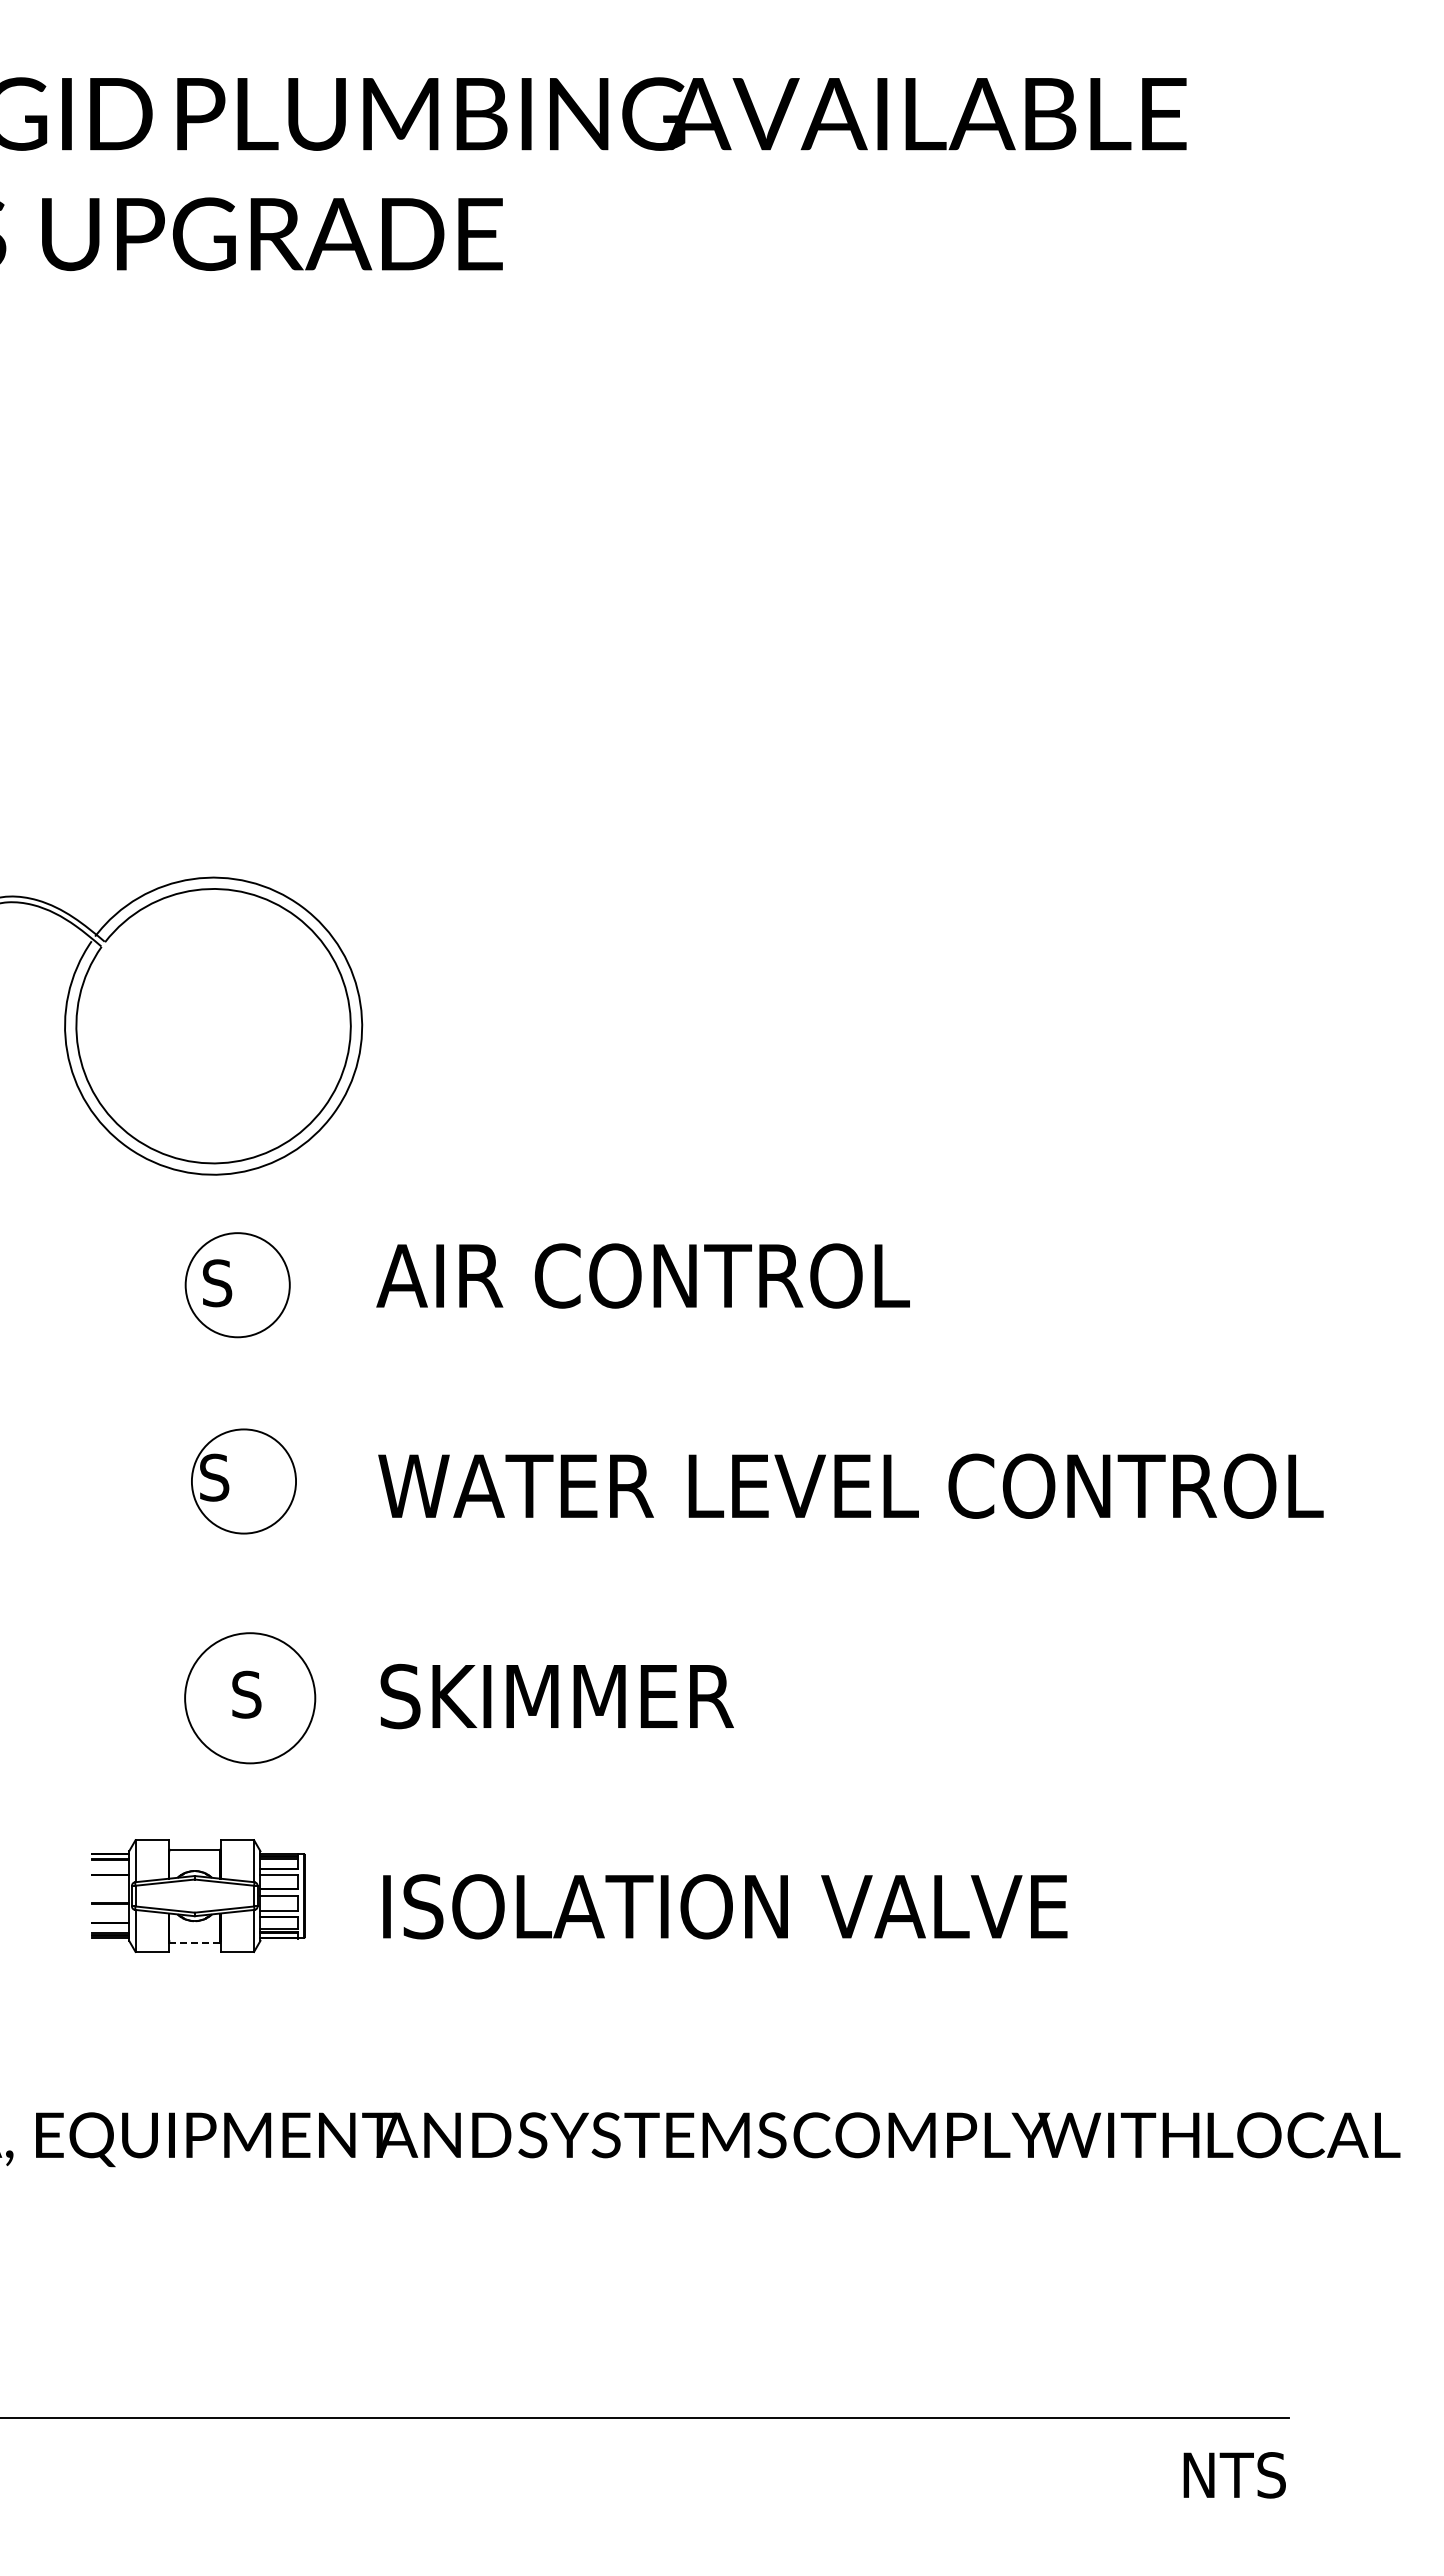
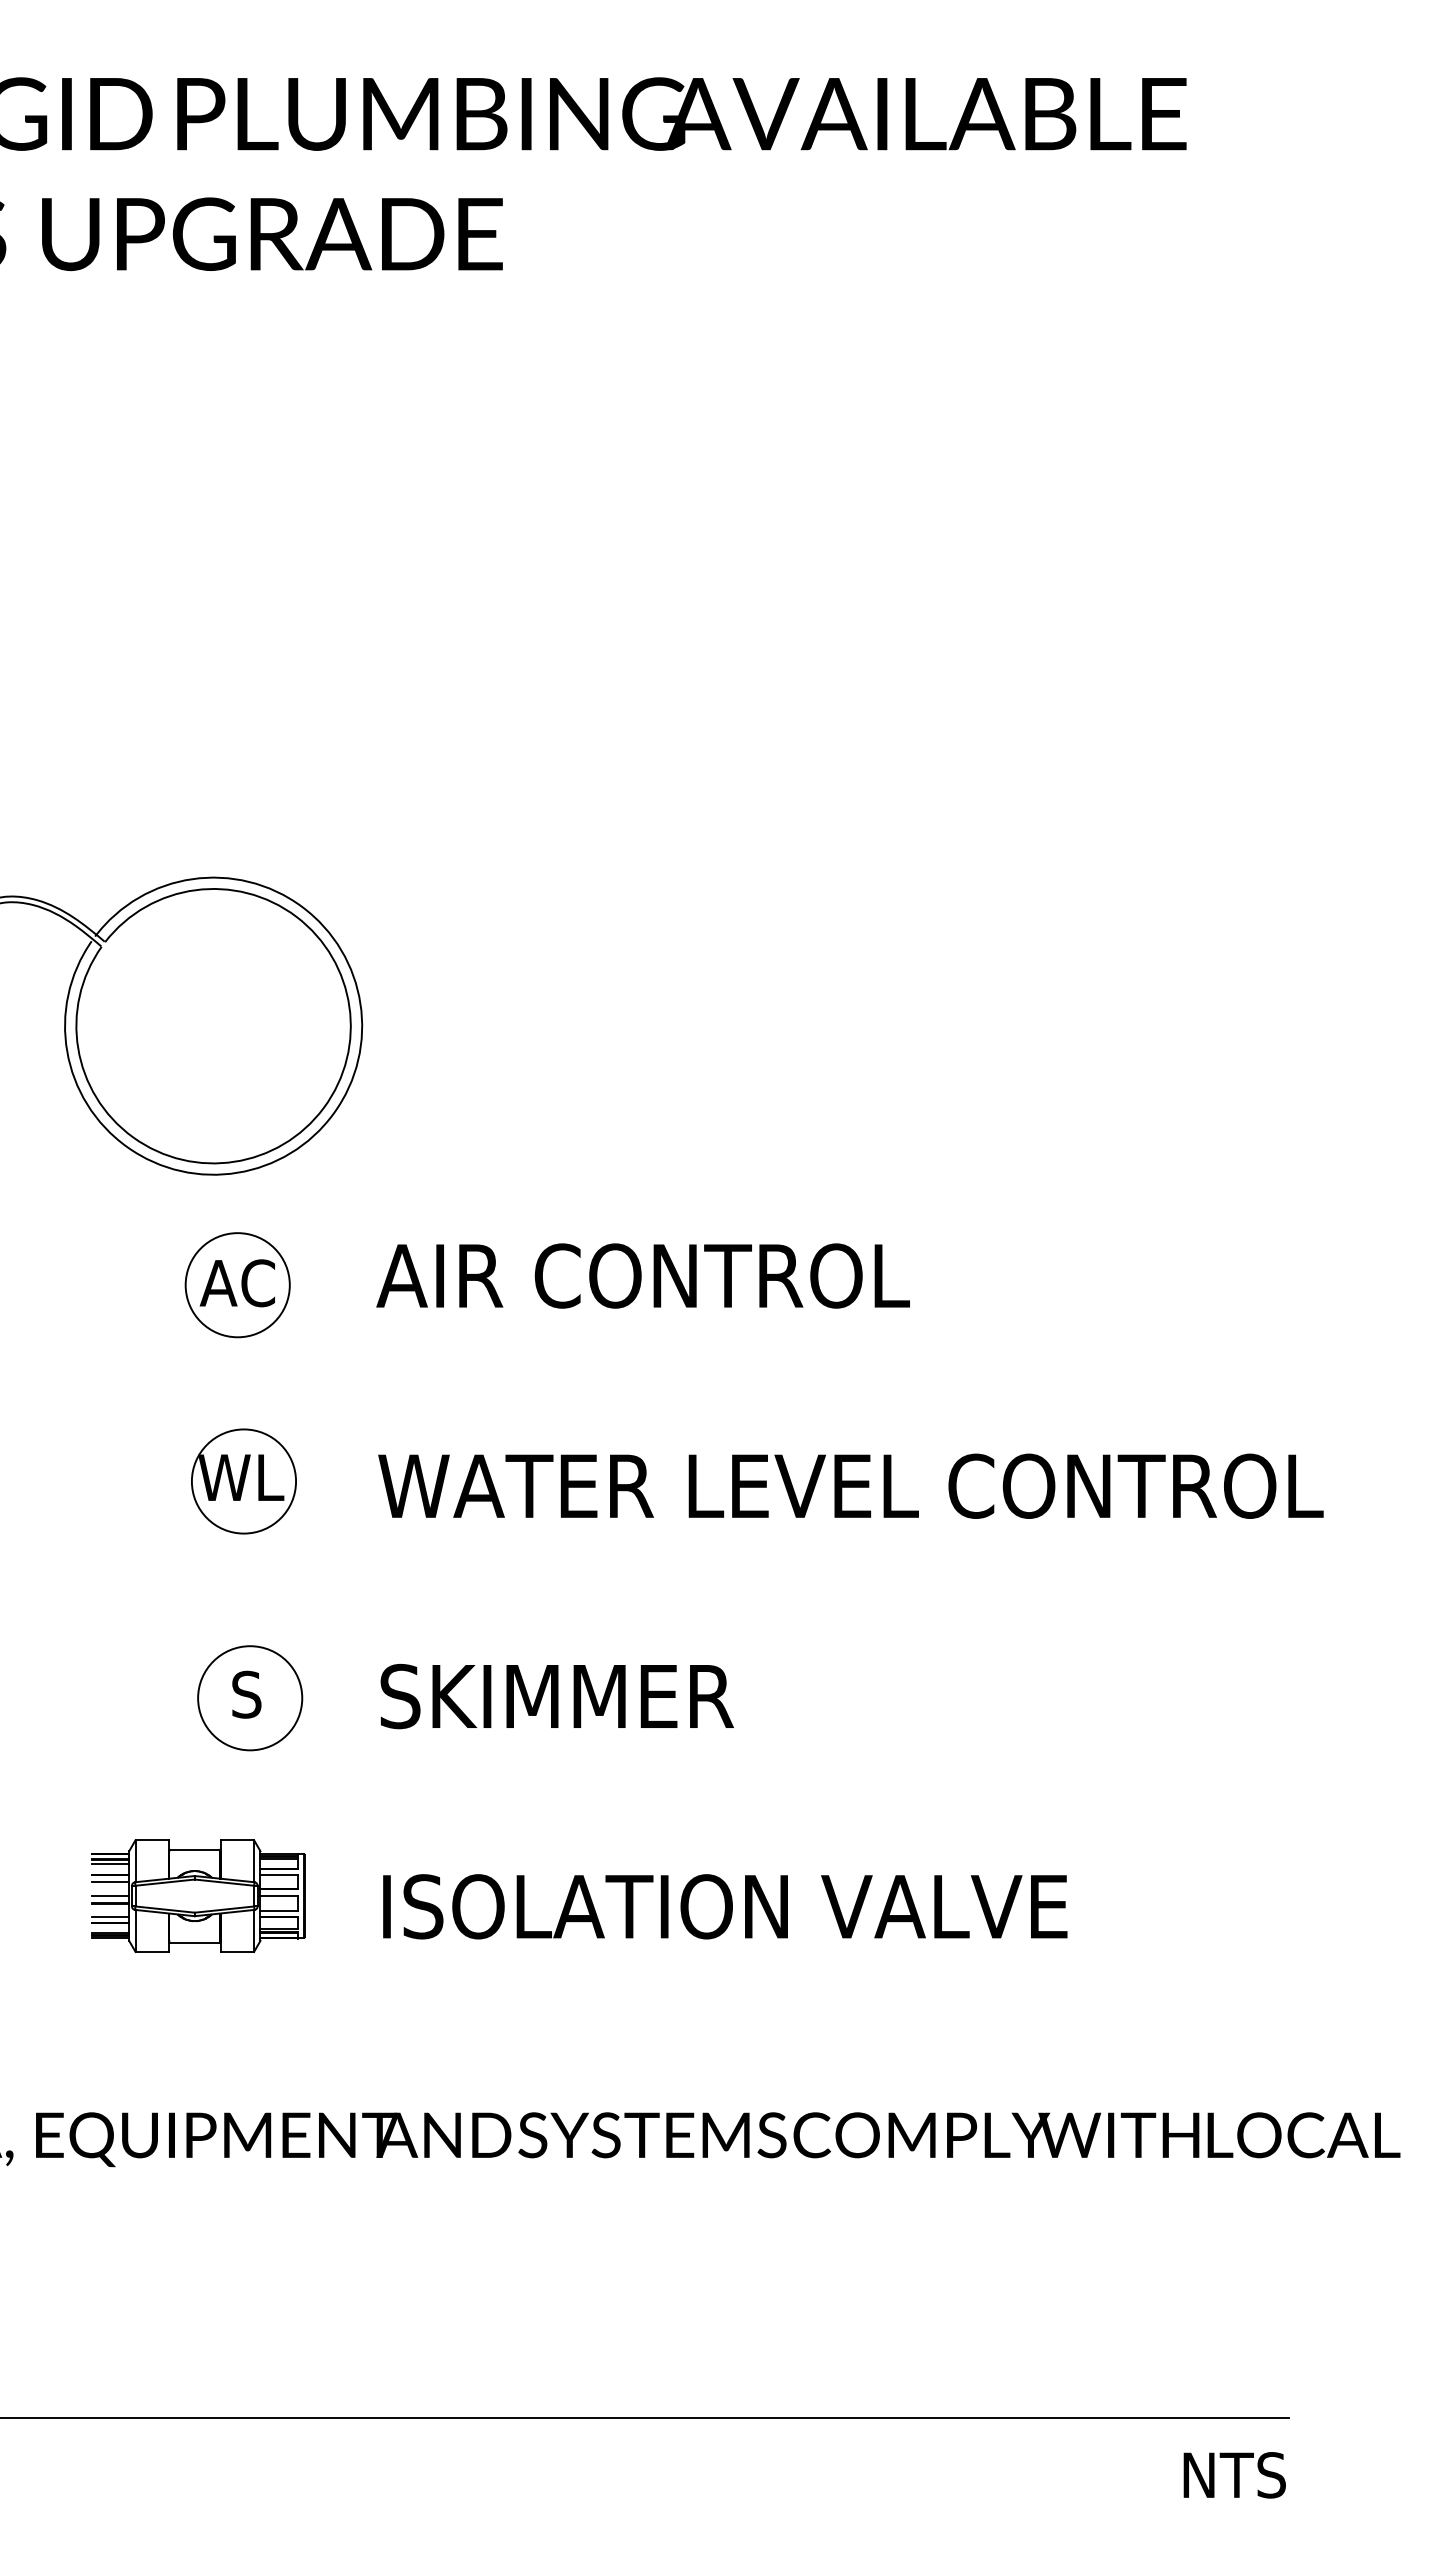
text: S -> AC (236, 1283)
text: S -> WL (241, 1477)
circle diameter: 130 px -> 104 px (250, 1698)
line: none -> present (110, 1863)
line: none -> present (110, 1881)
line: none -> present (110, 1896)
line: none -> present (110, 1917)
line: dashed -> solid (194, 1942)
